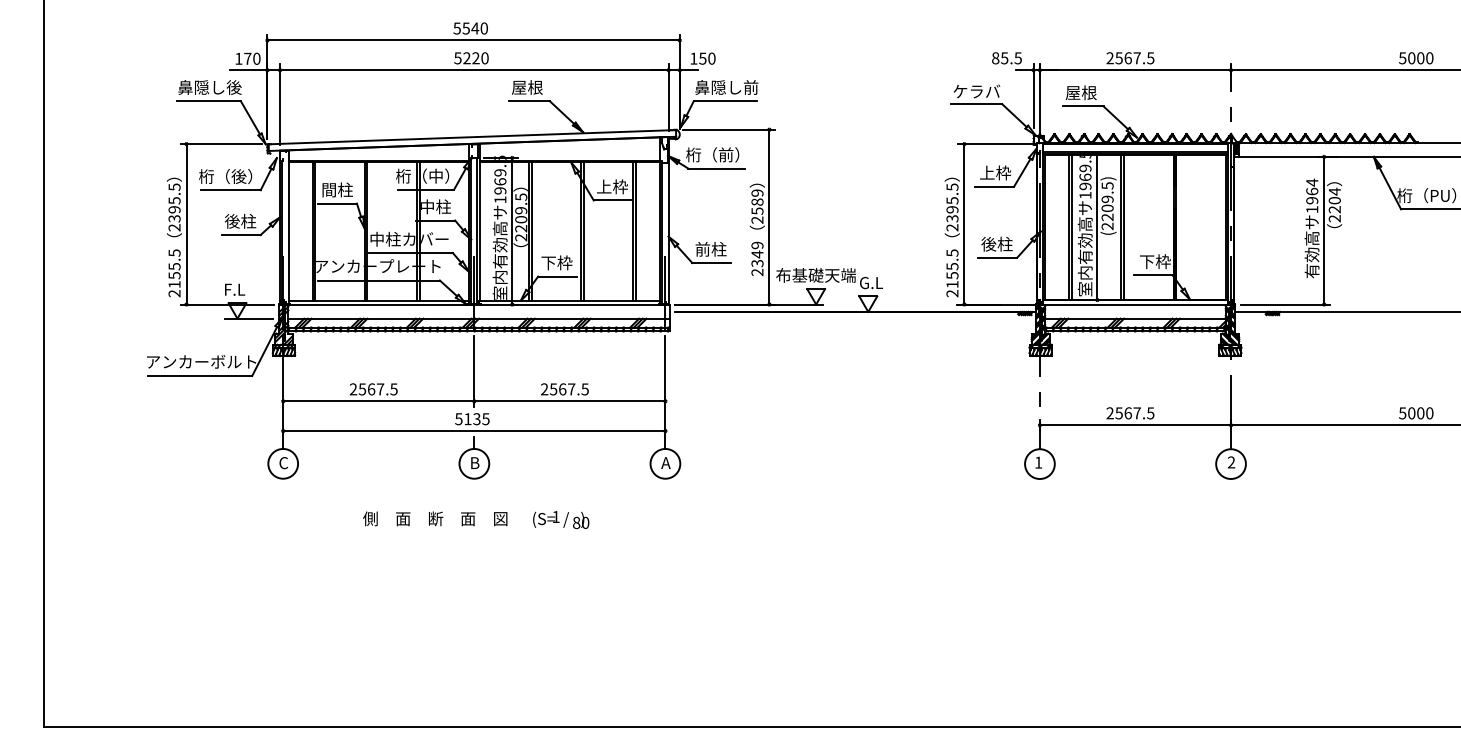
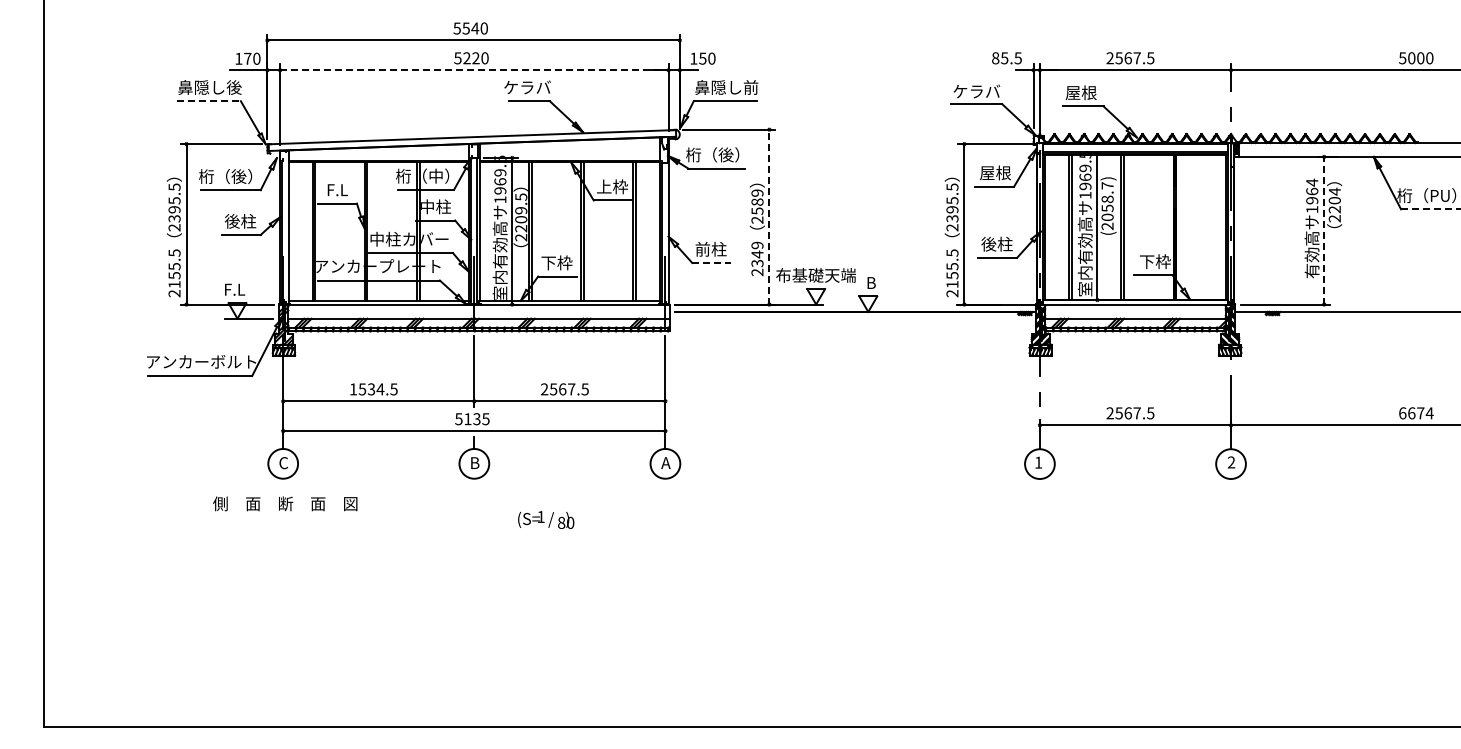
line: solid -> dashed (474, 70)
text: 屋根 -> ケラバ (527, 87)
line: solid -> dashed (208, 101)
text: 桁（前） -> 桁（後） (725, 154)
text: 上枠 -> 屋根 (995, 172)
text: 間柱 -> F.L (337, 189)
text: (2209.5) -> (2058.7) (1107, 201)
line: solid -> dashed (1430, 209)
line: solid -> dashed (769, 216)
line: solid -> dashed (1324, 230)
line: solid -> dashed (712, 263)
text: G.L -> B (871, 282)
text: 2567.5 -> 1534.5 (366, 389)
text: 5000 -> 6674 (1416, 413)
text position: (435, 518) -> (285, 503) (285, 503)
text position: (561, 520) -> (546, 520) (546, 520)
